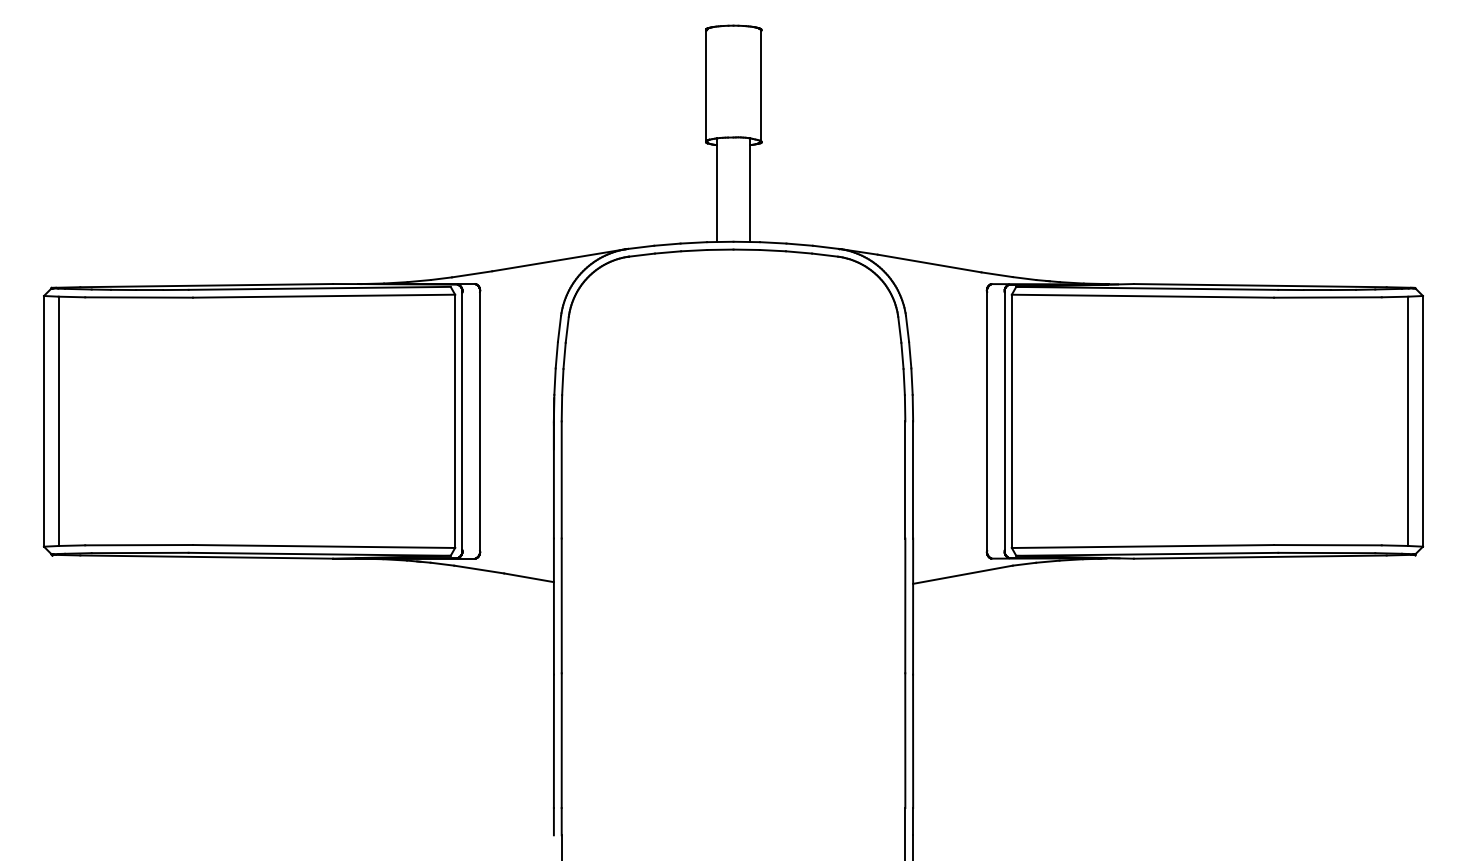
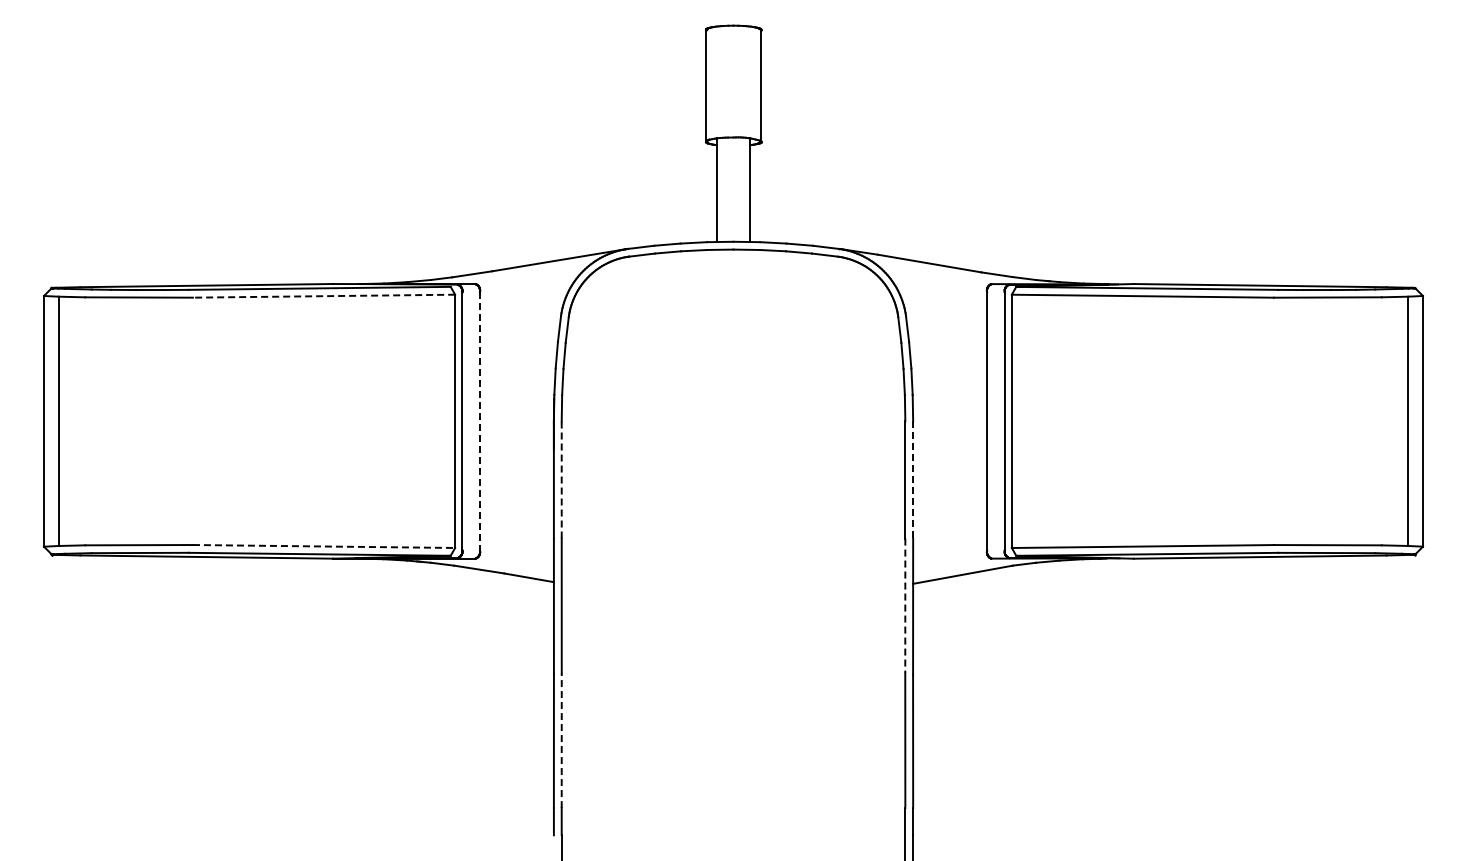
line: solid -> dashed (323, 296)
line: solid -> dashed (479, 421)
line: solid -> dashed (561, 479)
line: solid -> dashed (913, 479)
line: solid -> dashed (324, 546)
line: solid -> dashed (905, 606)
line: solid -> dashed (561, 740)
